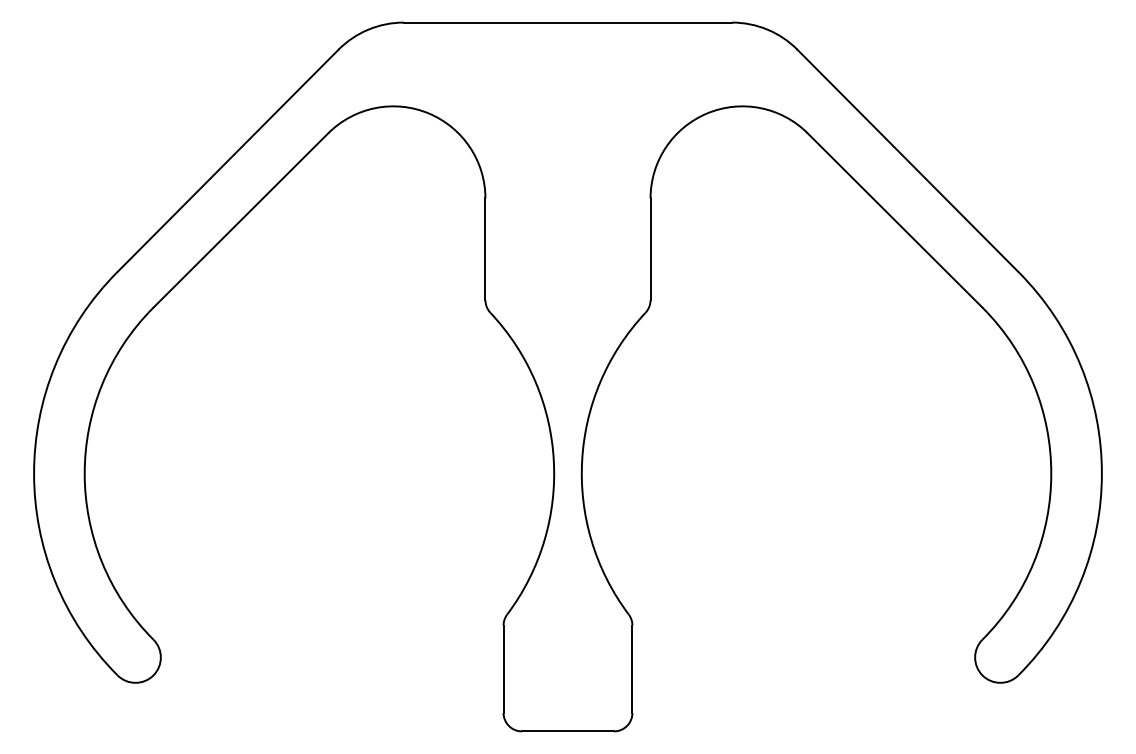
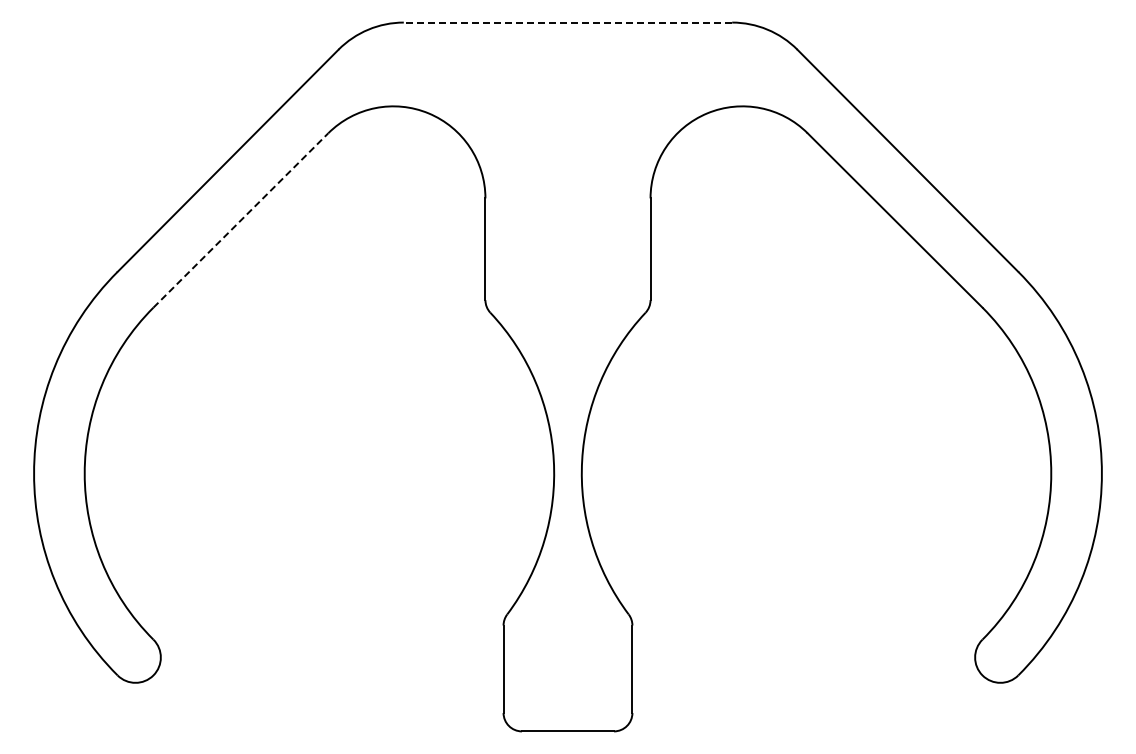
line: solid -> dashed (567, 22)
line: solid -> dashed (240, 220)
